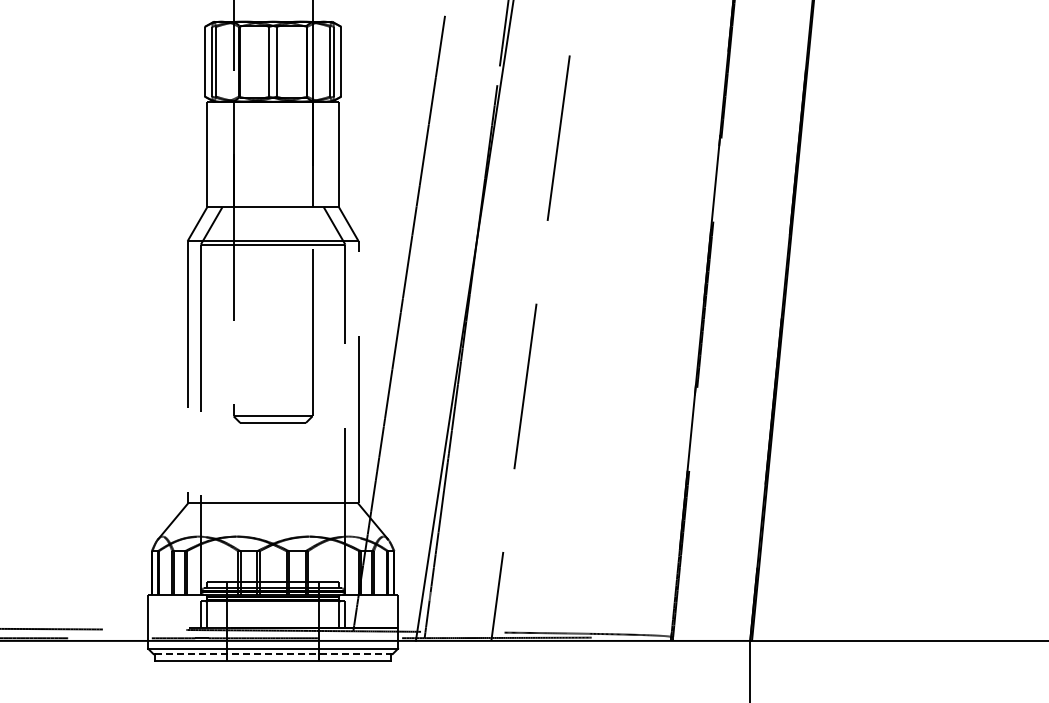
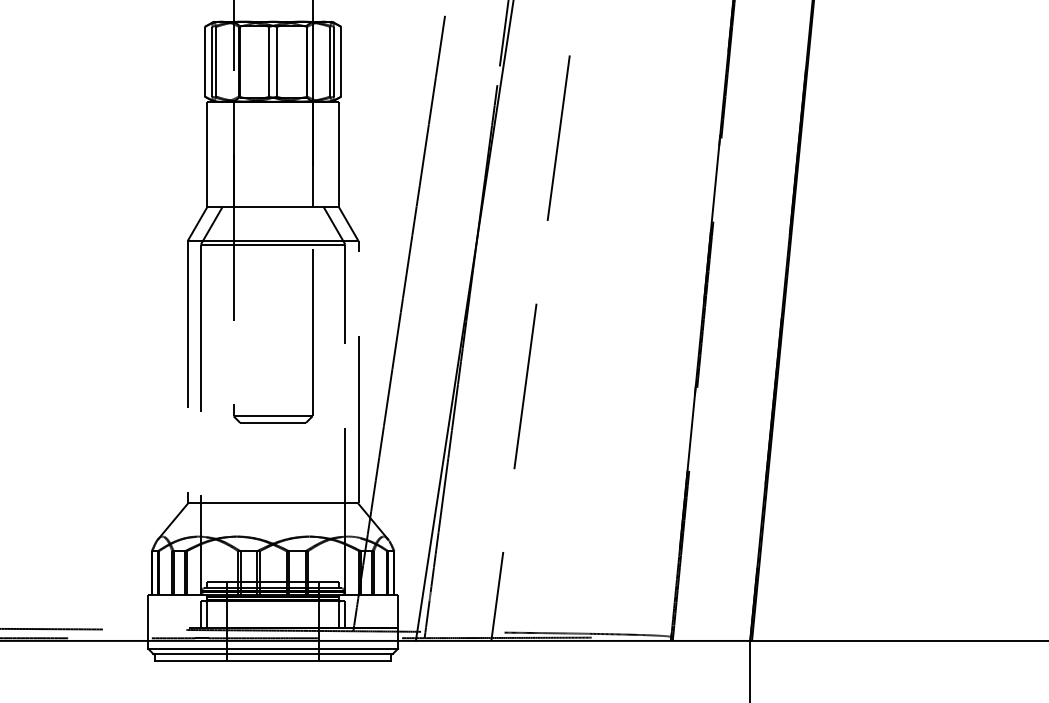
line: dashed -> solid (273, 654)
